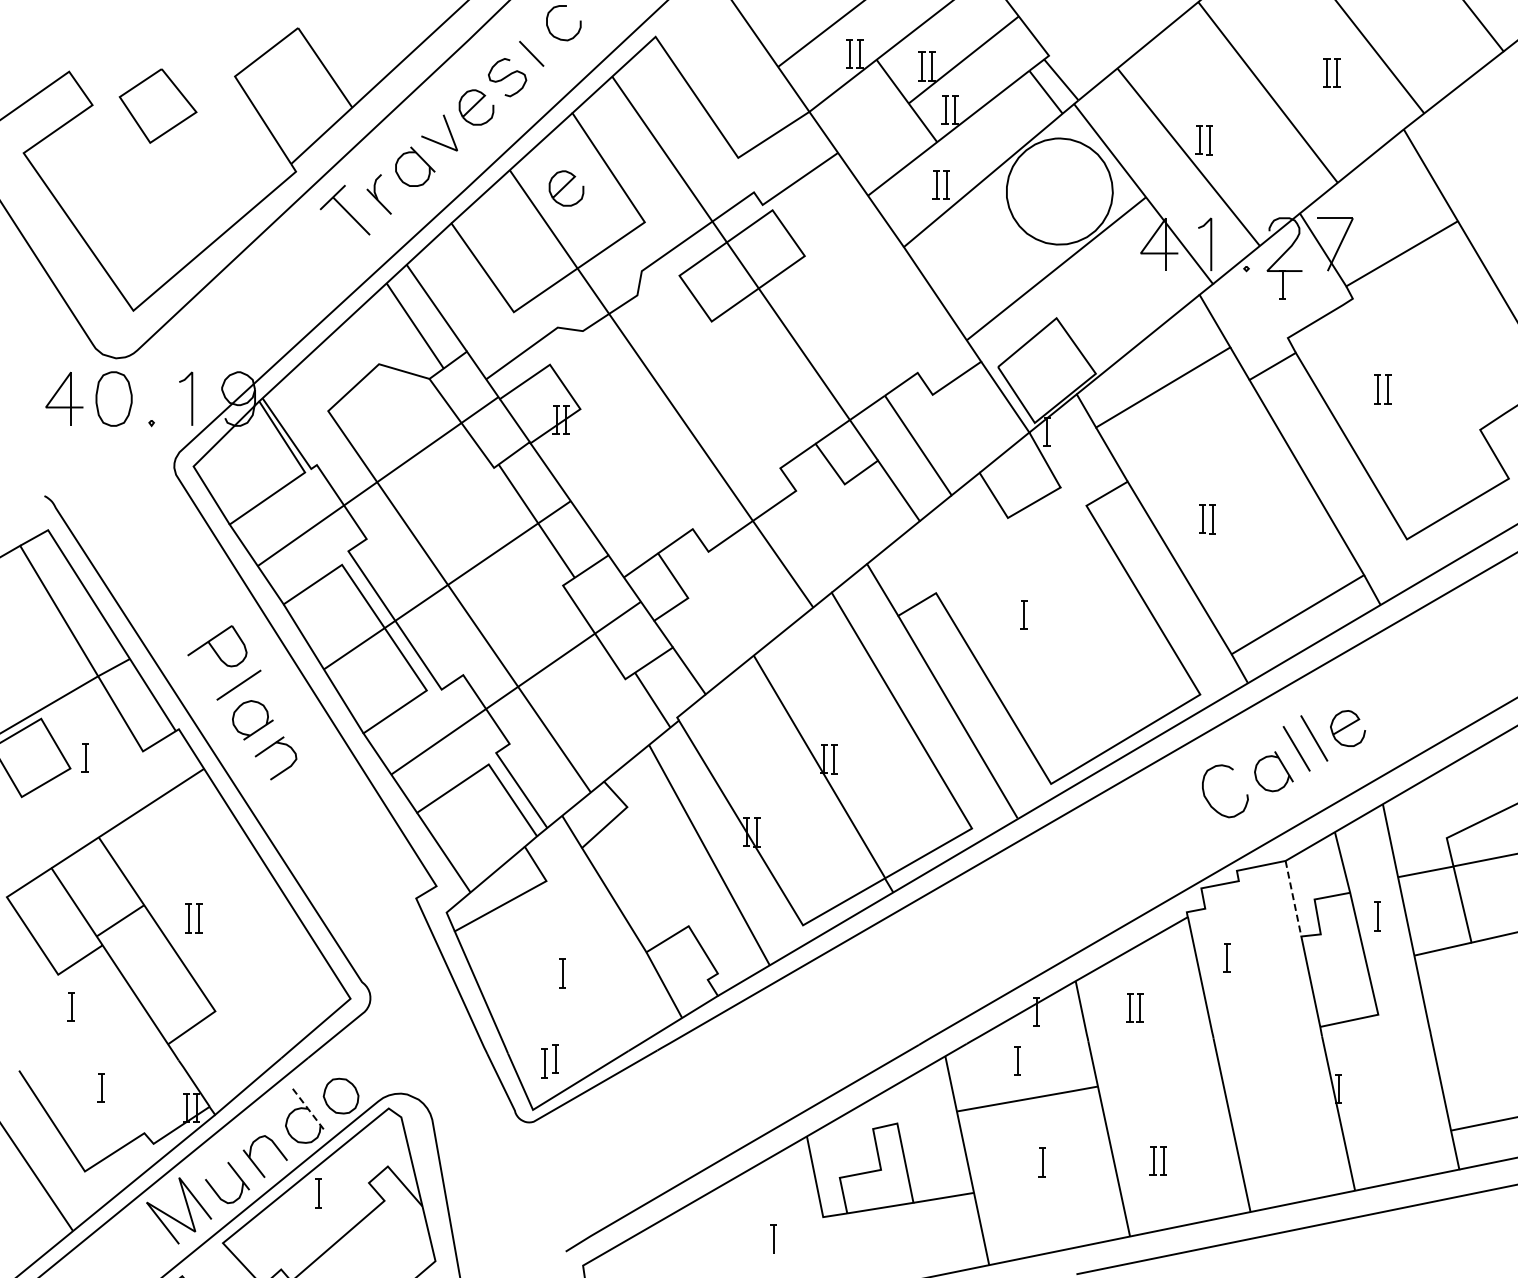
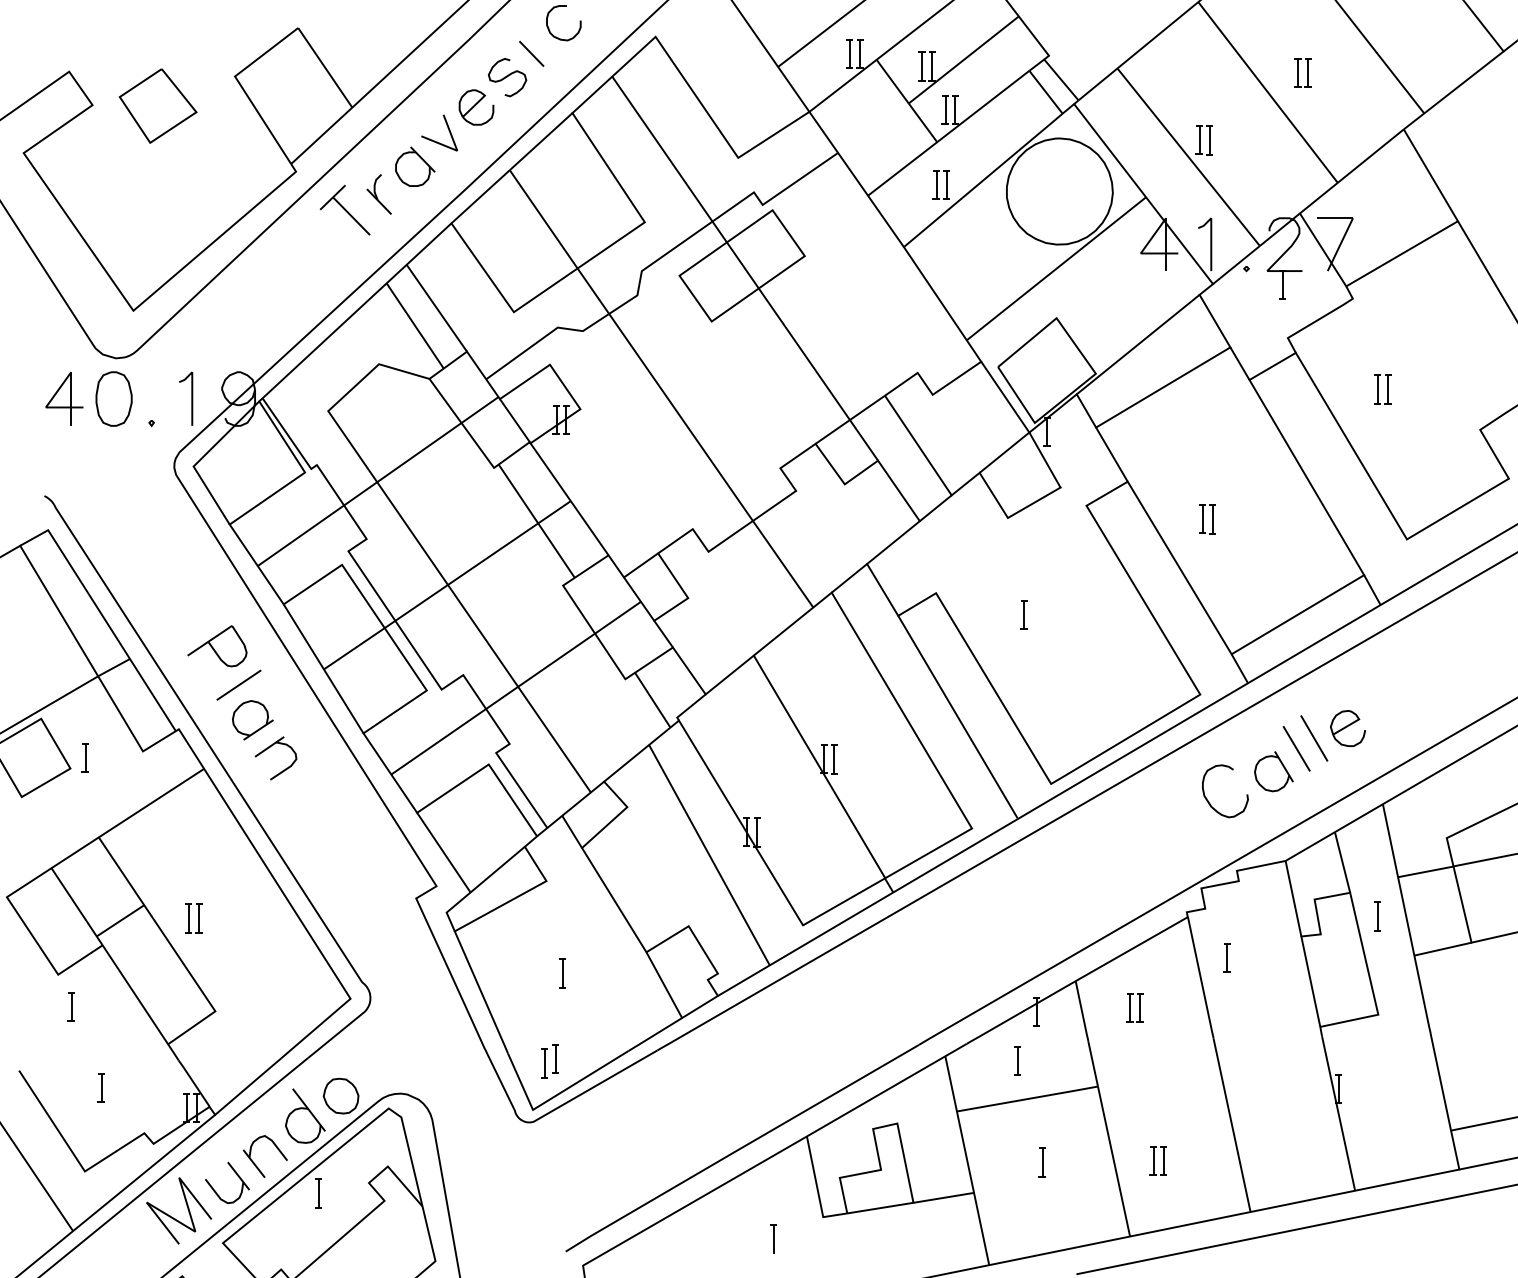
part position: (1331, 72) -> (1302, 72) (1302, 72)
part: present -> none (566, 188)
line: dashed -> solid (1293, 898)
line: dashed -> solid (309, 1110)
